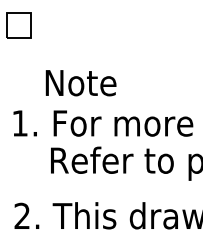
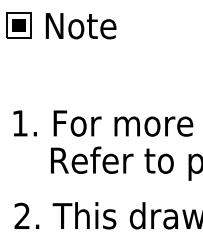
fill: none -> present (18, 25)
text position: (80, 83) -> (80, 26) (80, 26)
